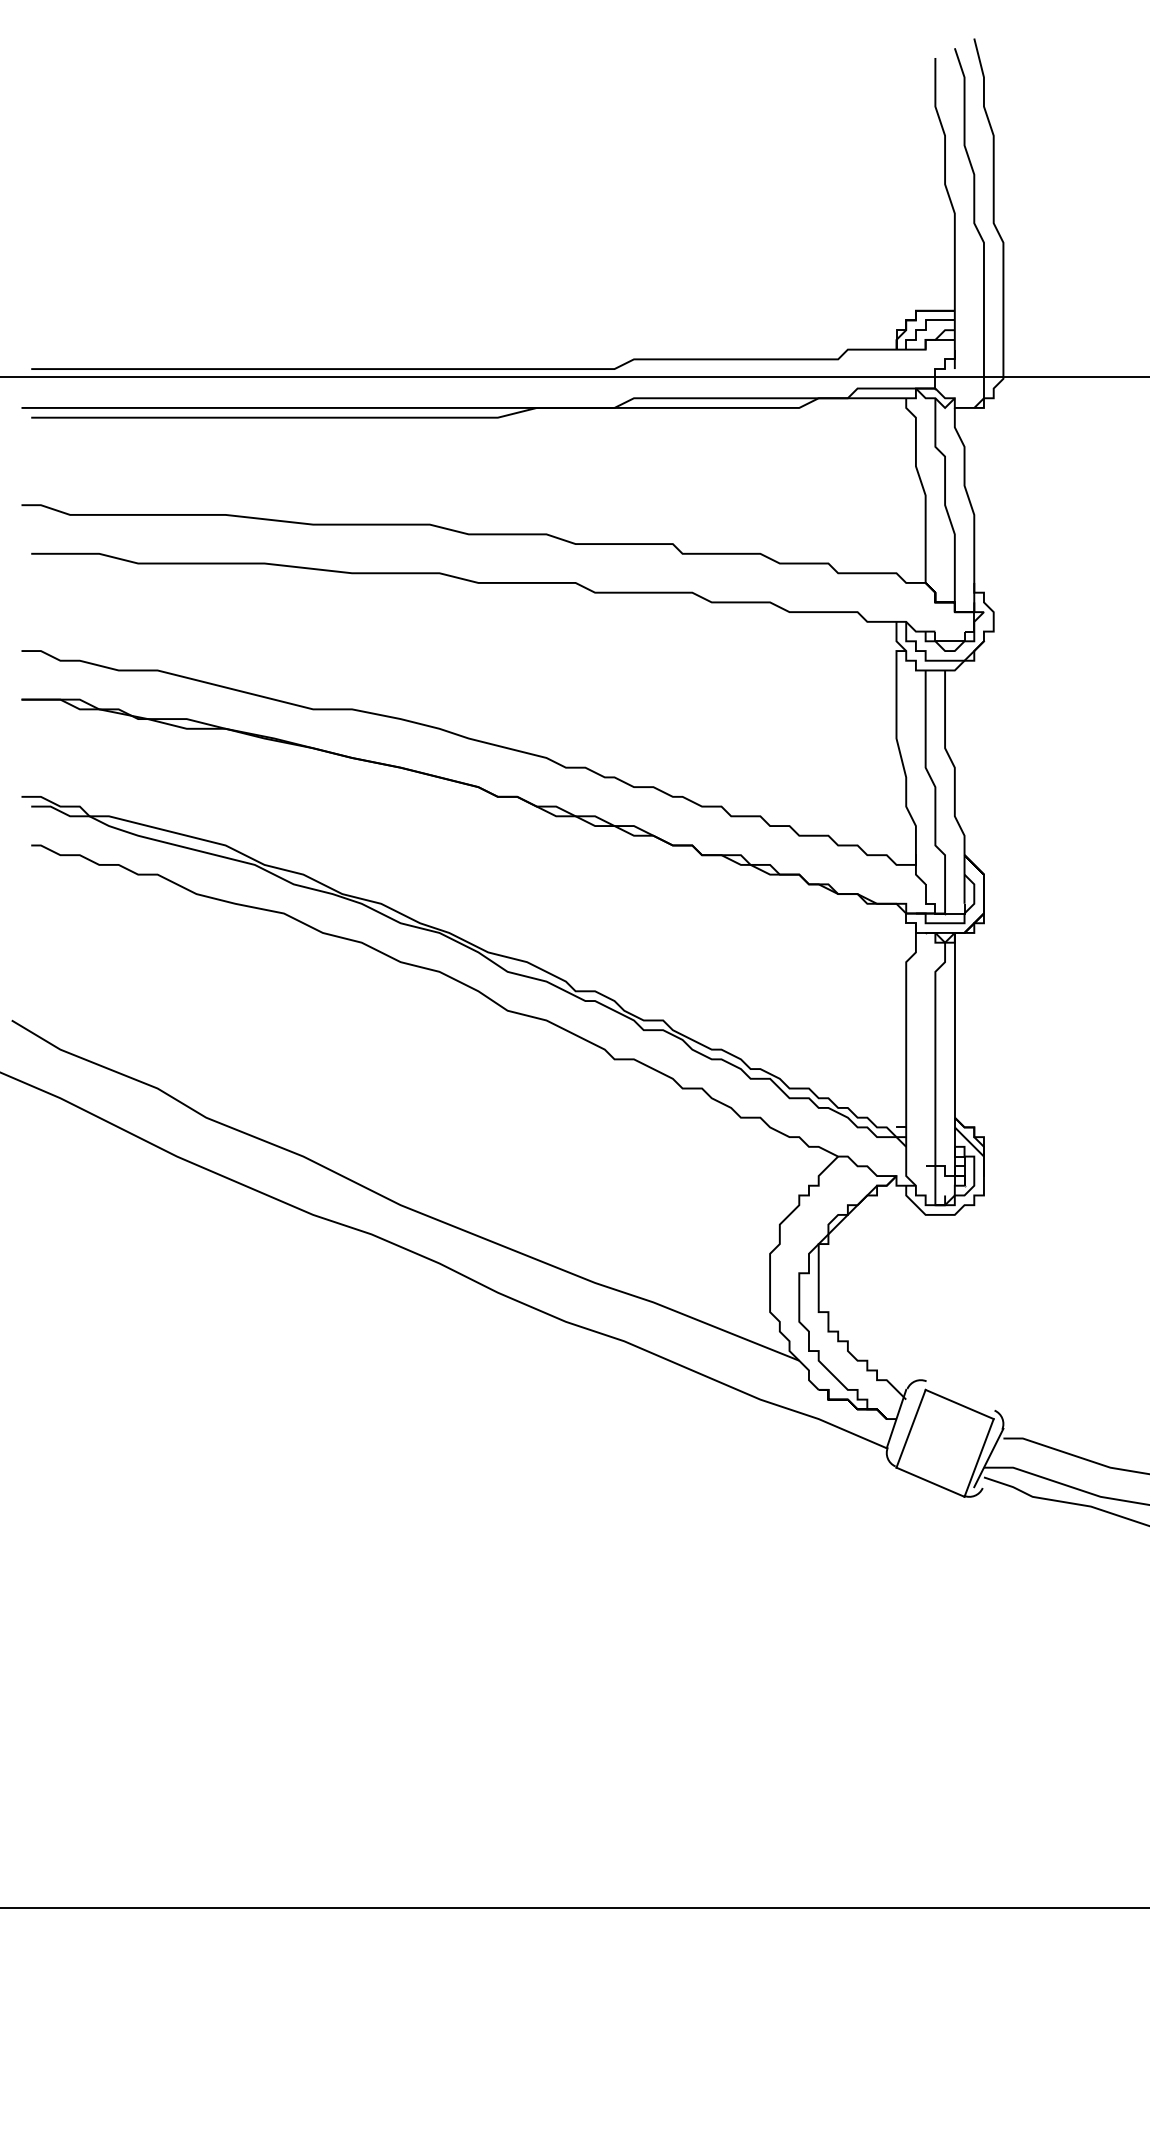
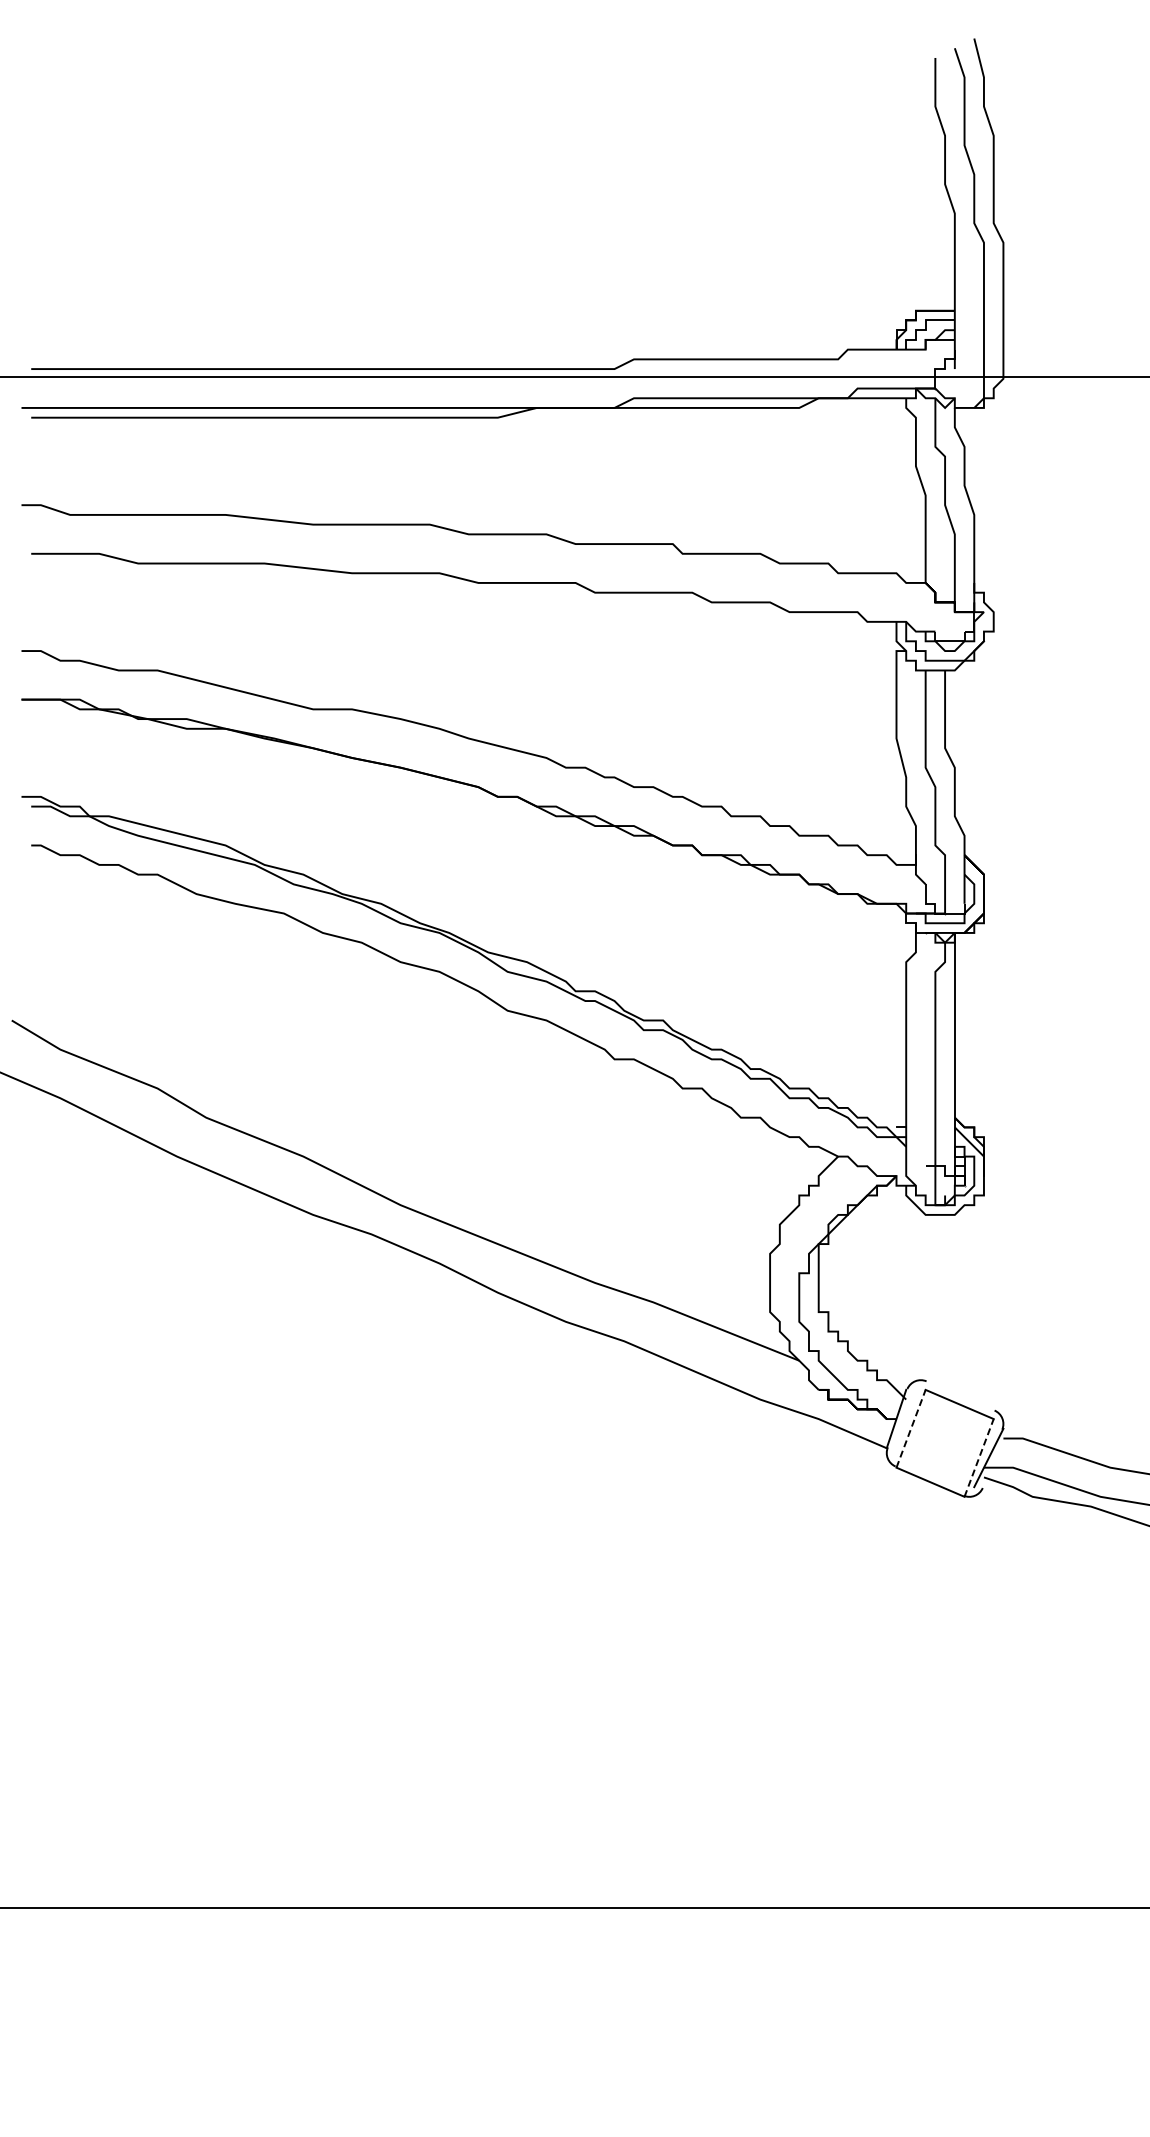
line: solid -> dashed (911, 1428)
line: solid -> dashed (979, 1457)
